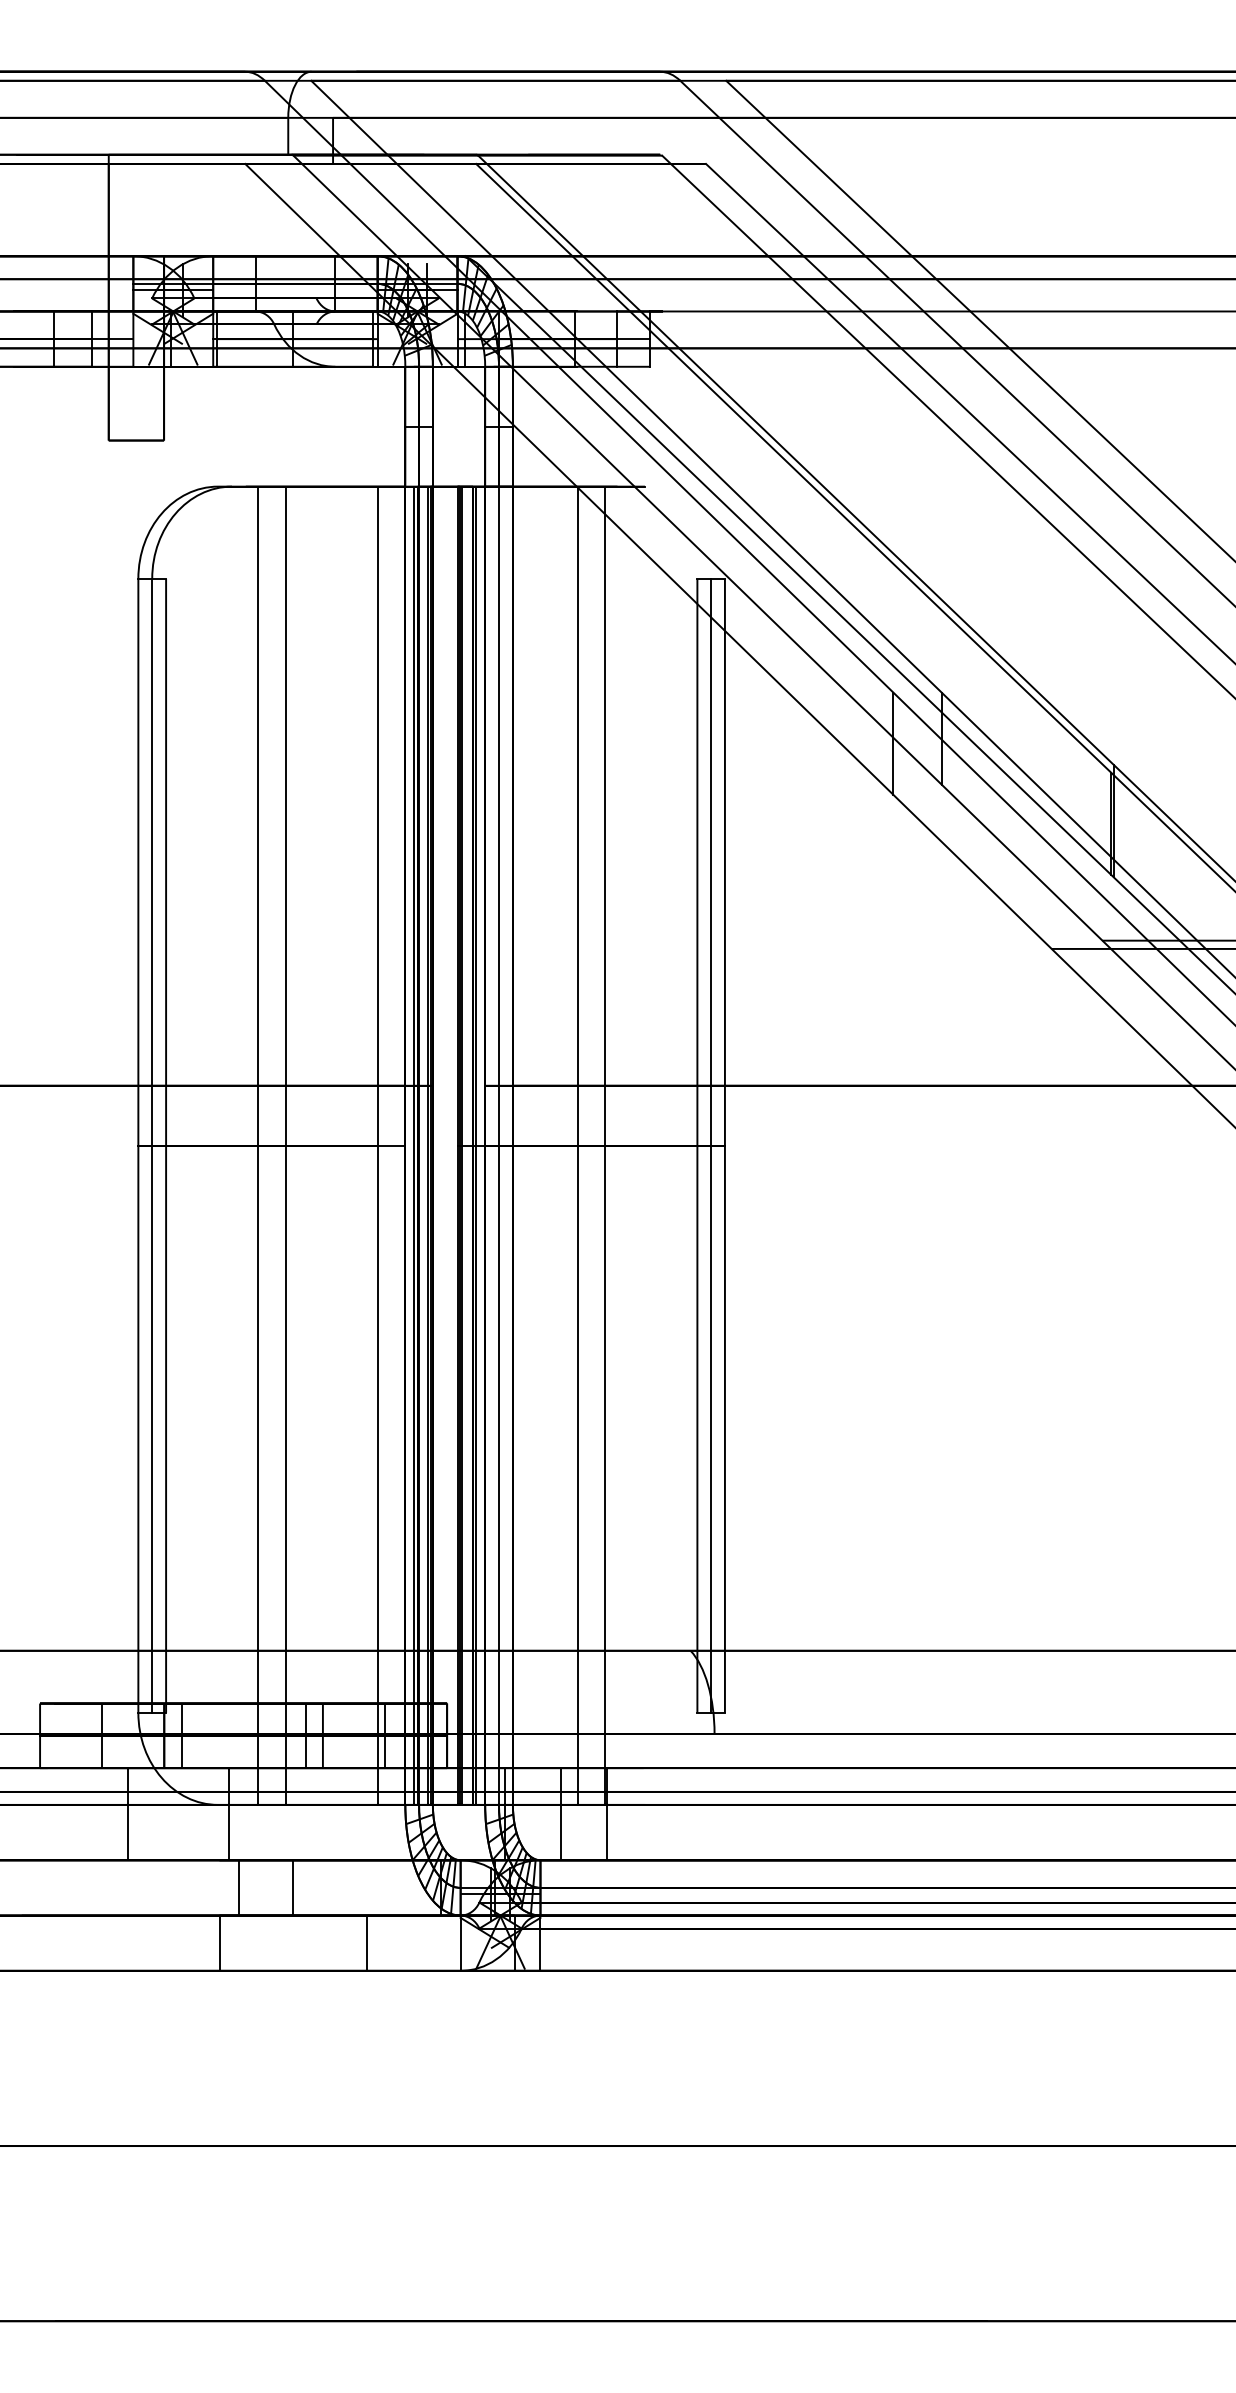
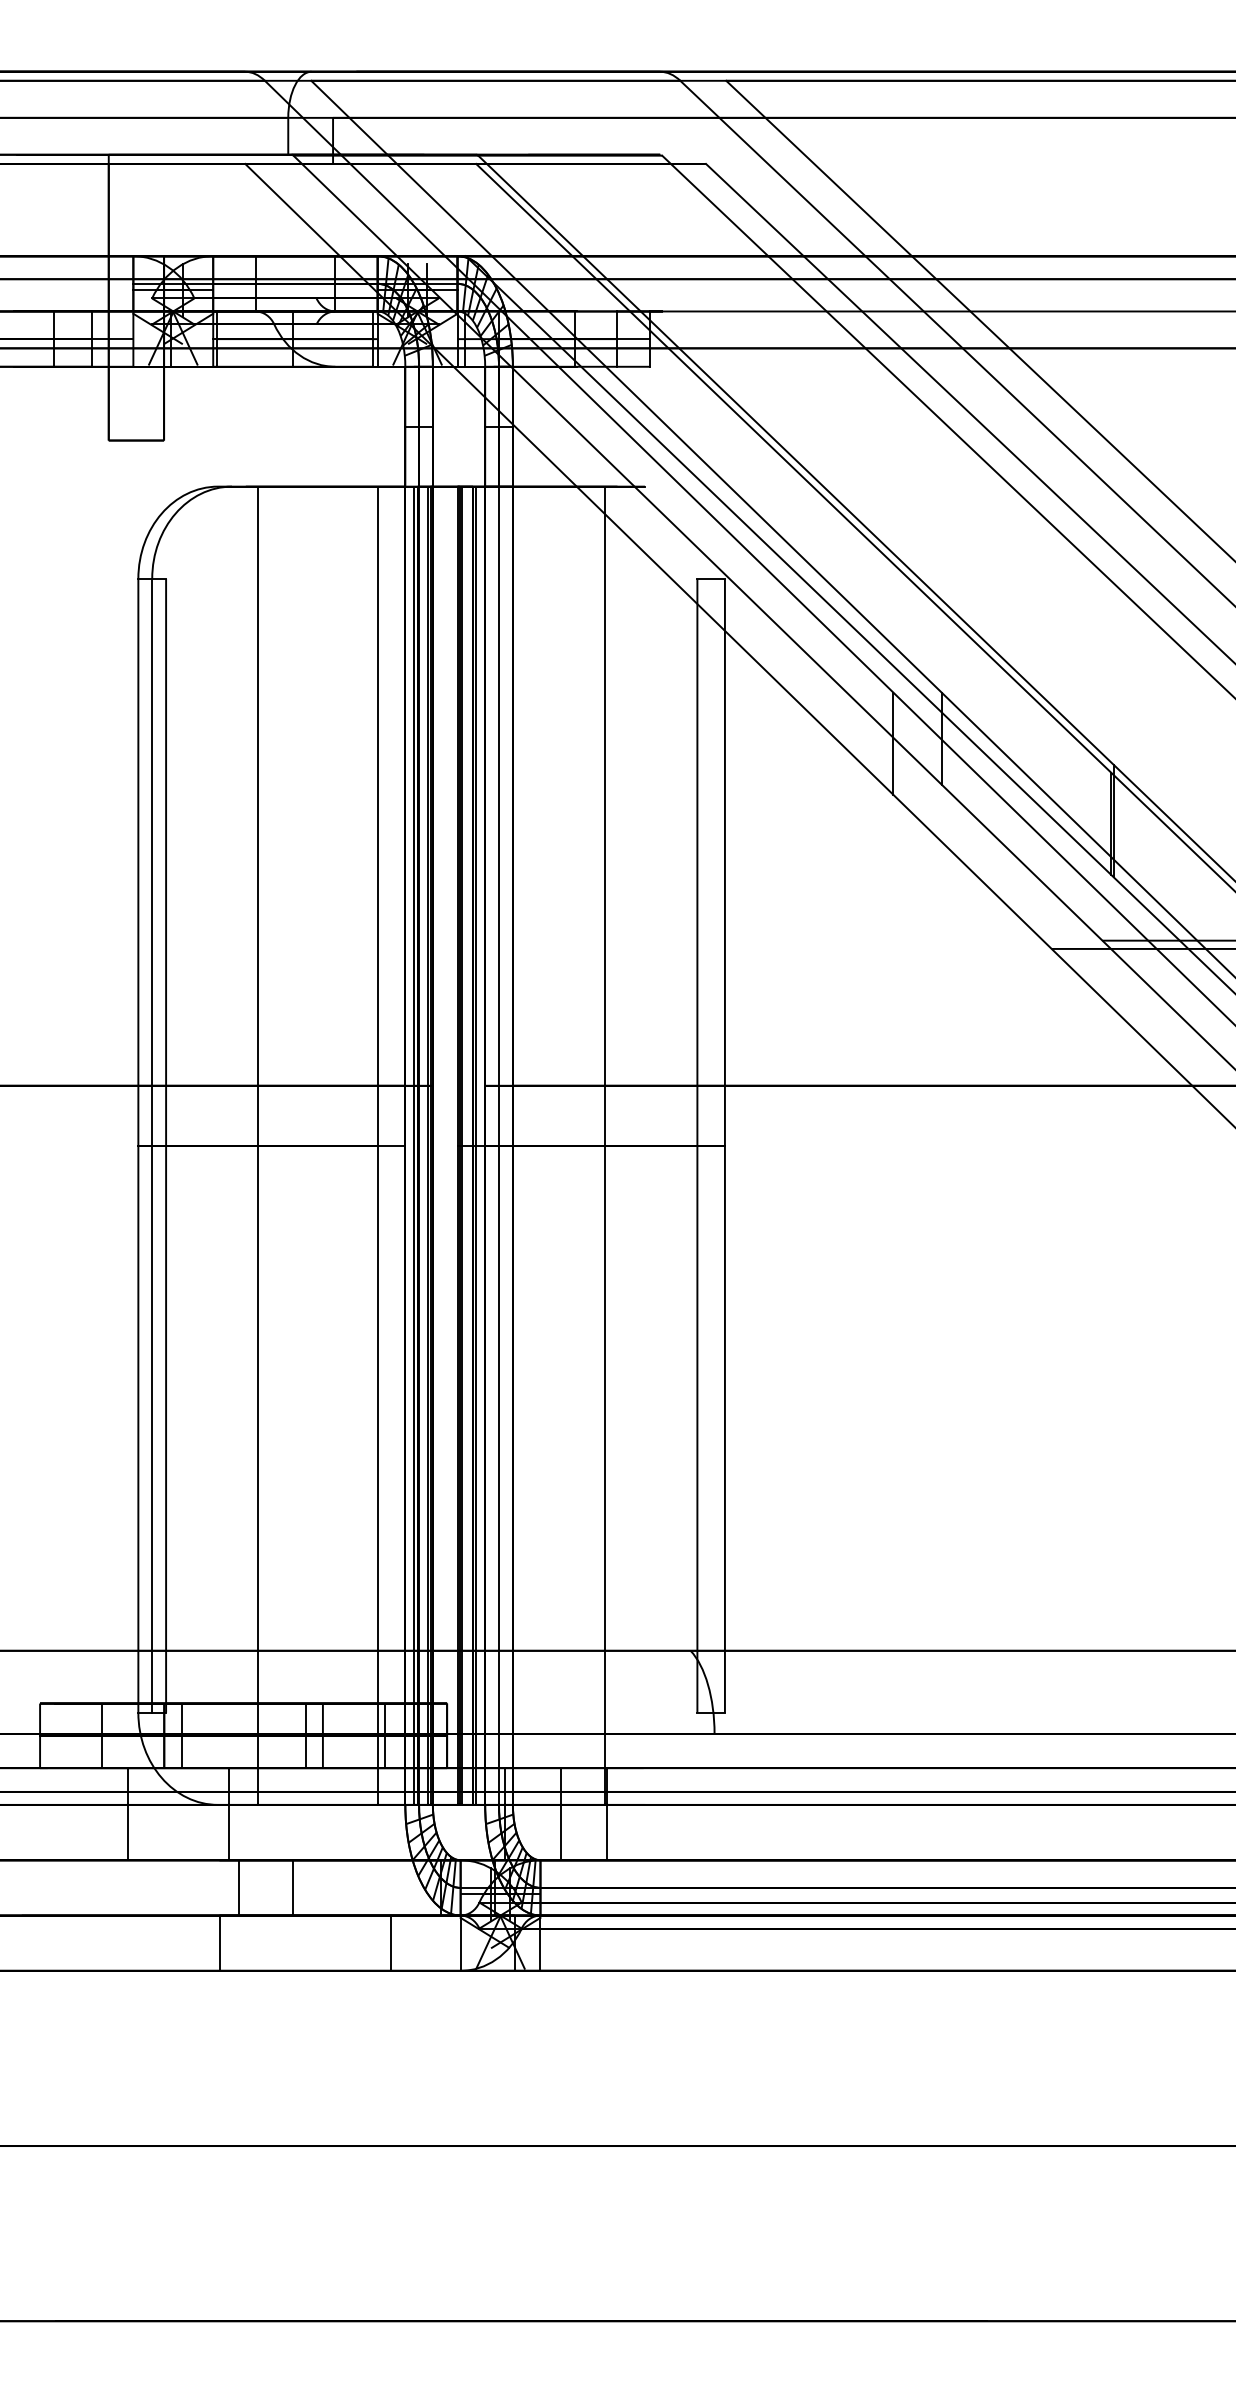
line: present -> none (285, 1145)
line: present -> none (577, 1145)
line: present -> none (711, 1145)
line position: (367, 1942) -> (391, 1942) (391, 1942)
